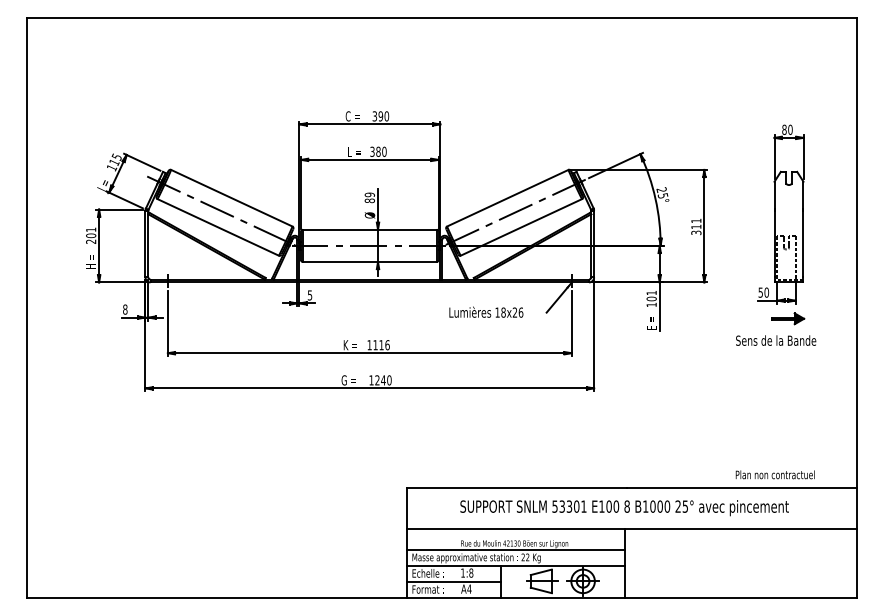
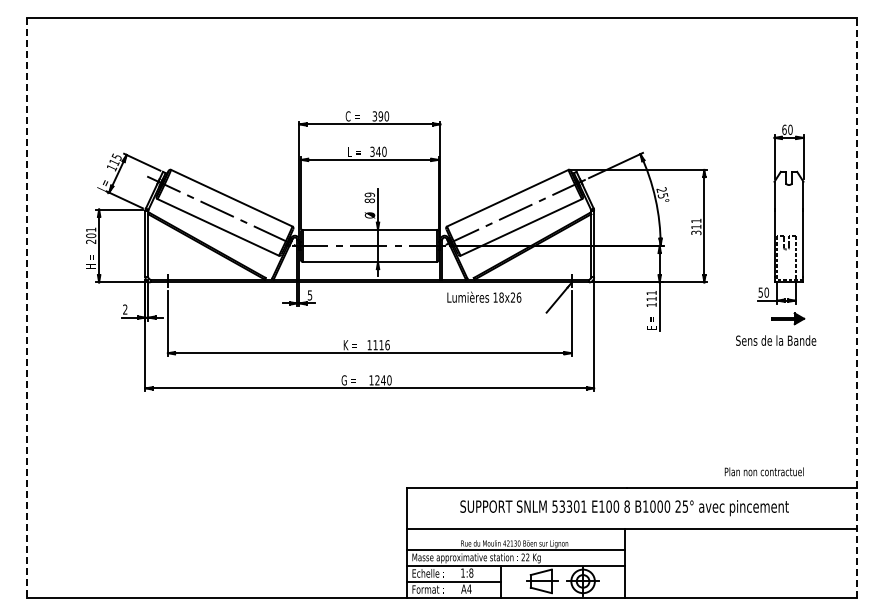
text: 80 -> 60 (784, 129)
text: 380 -> 340 (378, 151)
text: 101 -> 111 (651, 298)
line: solid -> dashed (26, 308)
line: solid -> dashed (857, 308)
text: 8 -> 2 (125, 309)
text position: (486, 311) -> (484, 296) (484, 296)
text position: (774, 474) -> (763, 471) (763, 471)
